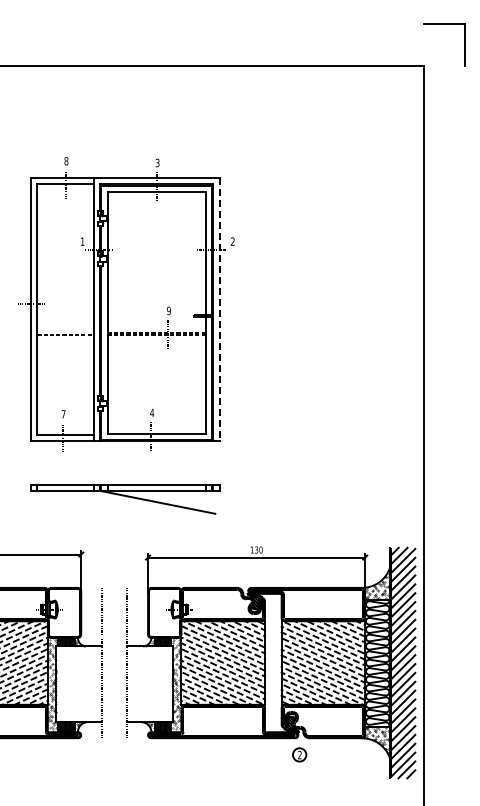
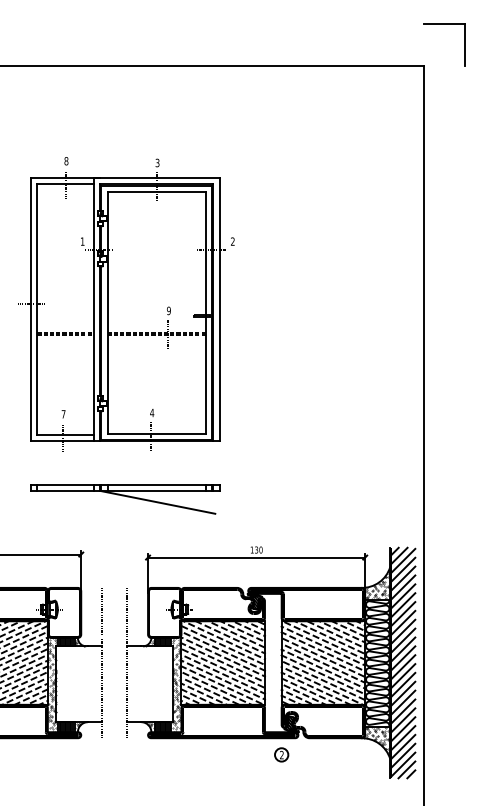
line: dashed -> solid (219, 309)
line: none -> present (65, 332)
part position: (299, 754) -> (281, 754) (281, 754)
